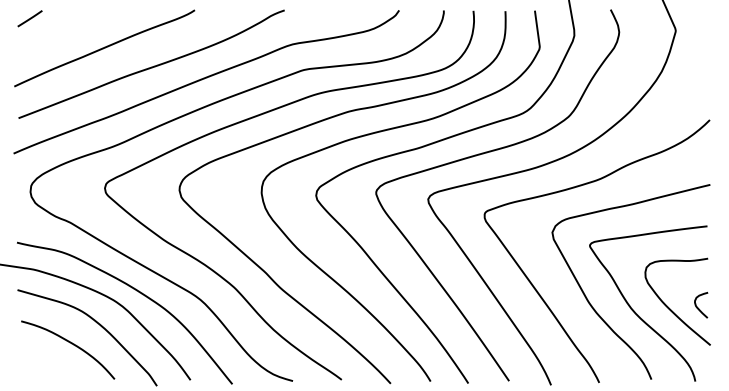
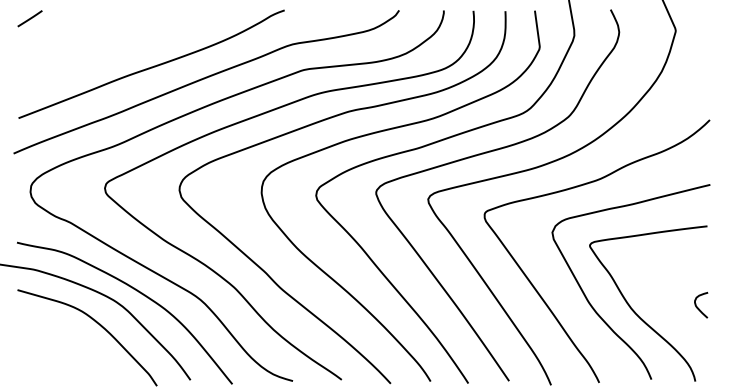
curve: present -> none (104, 48)
curve: present -> none (670, 308)
curve: present -> none (71, 344)
